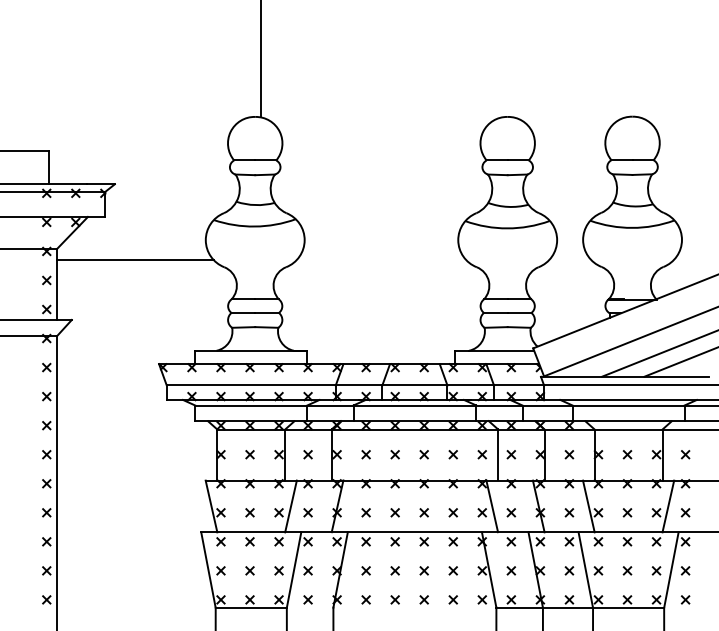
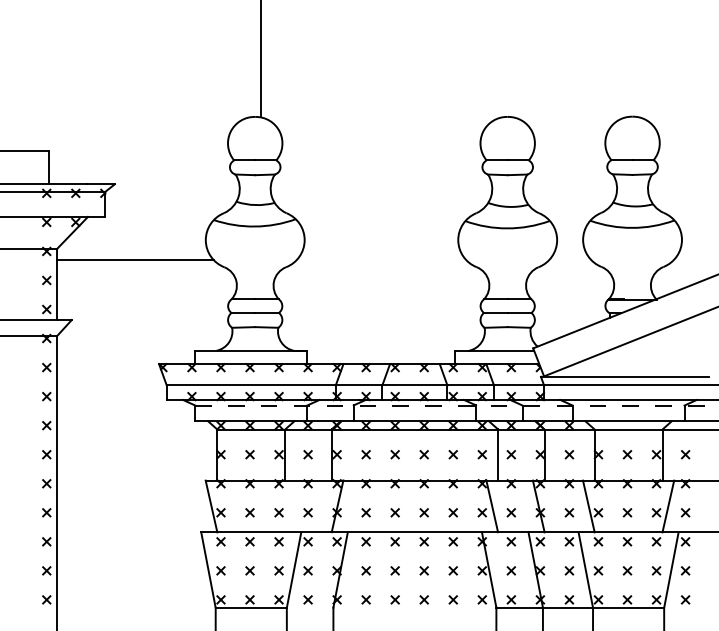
line: present -> none (658, 353)
line: present -> none (679, 362)
line: solid -> dashed (457, 405)
line: present -> none (290, 506)
